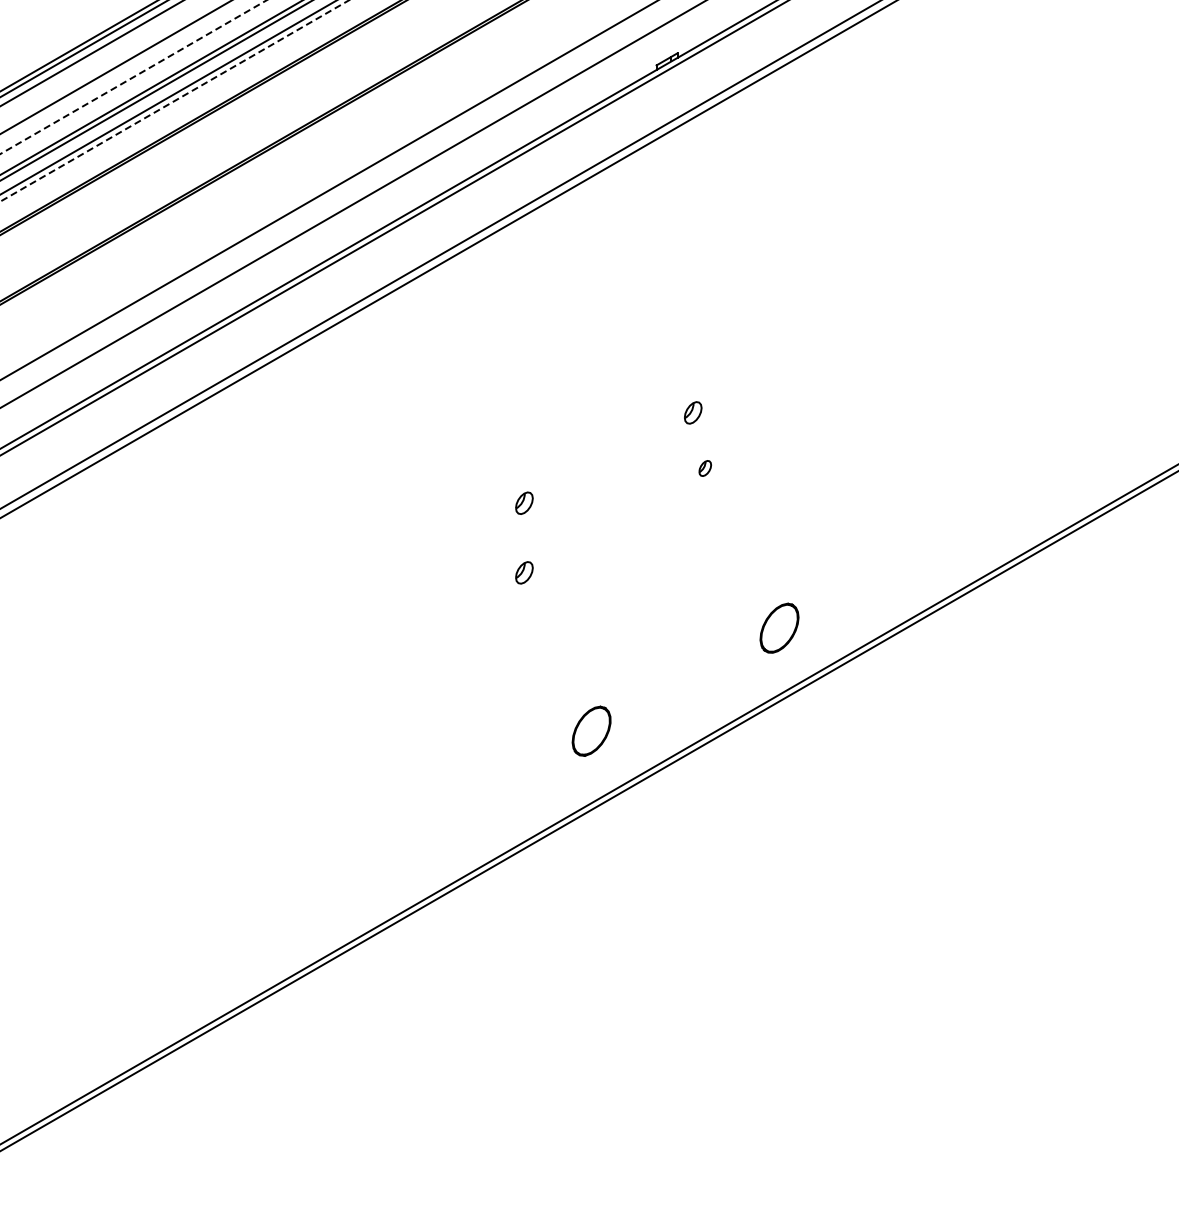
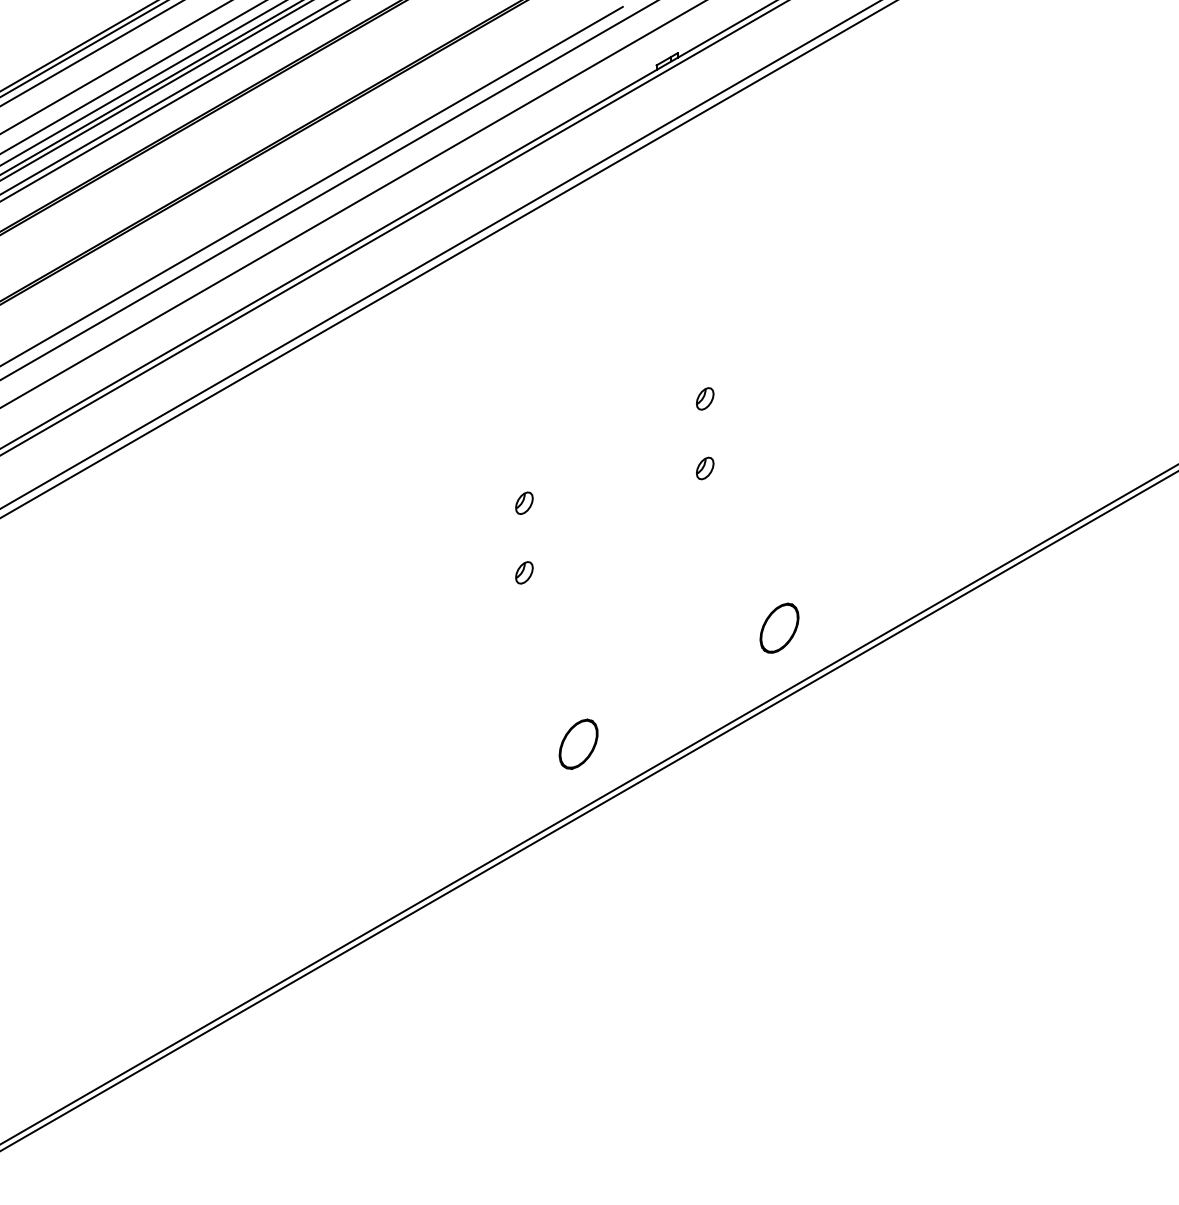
line: dashed -> solid (133, 77)
line: none -> present (142, 83)
line: dashed -> solid (174, 100)
line: none -> present (312, 185)
part position: (693, 412) -> (705, 398) (705, 398)
part size: 14x17 px -> 19x25 px (705, 468)
part position: (591, 730) -> (578, 743) (578, 743)
